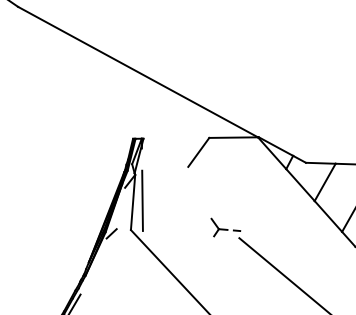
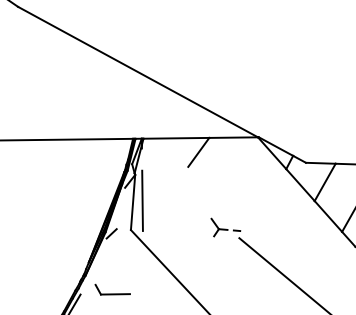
line: none -> present (176, 137)
line: none -> present (67, 139)
part: none -> present (112, 289)
